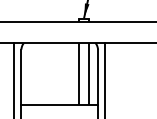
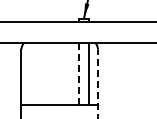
line: solid -> dashed (78, 73)
line: present -> none (14, 78)
line: present -> none (105, 78)
line: solid -> dashed (98, 83)
